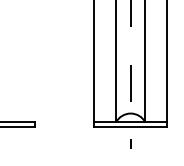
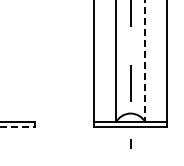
line: solid -> dashed (145, 61)
line: solid -> dashed (17, 127)
